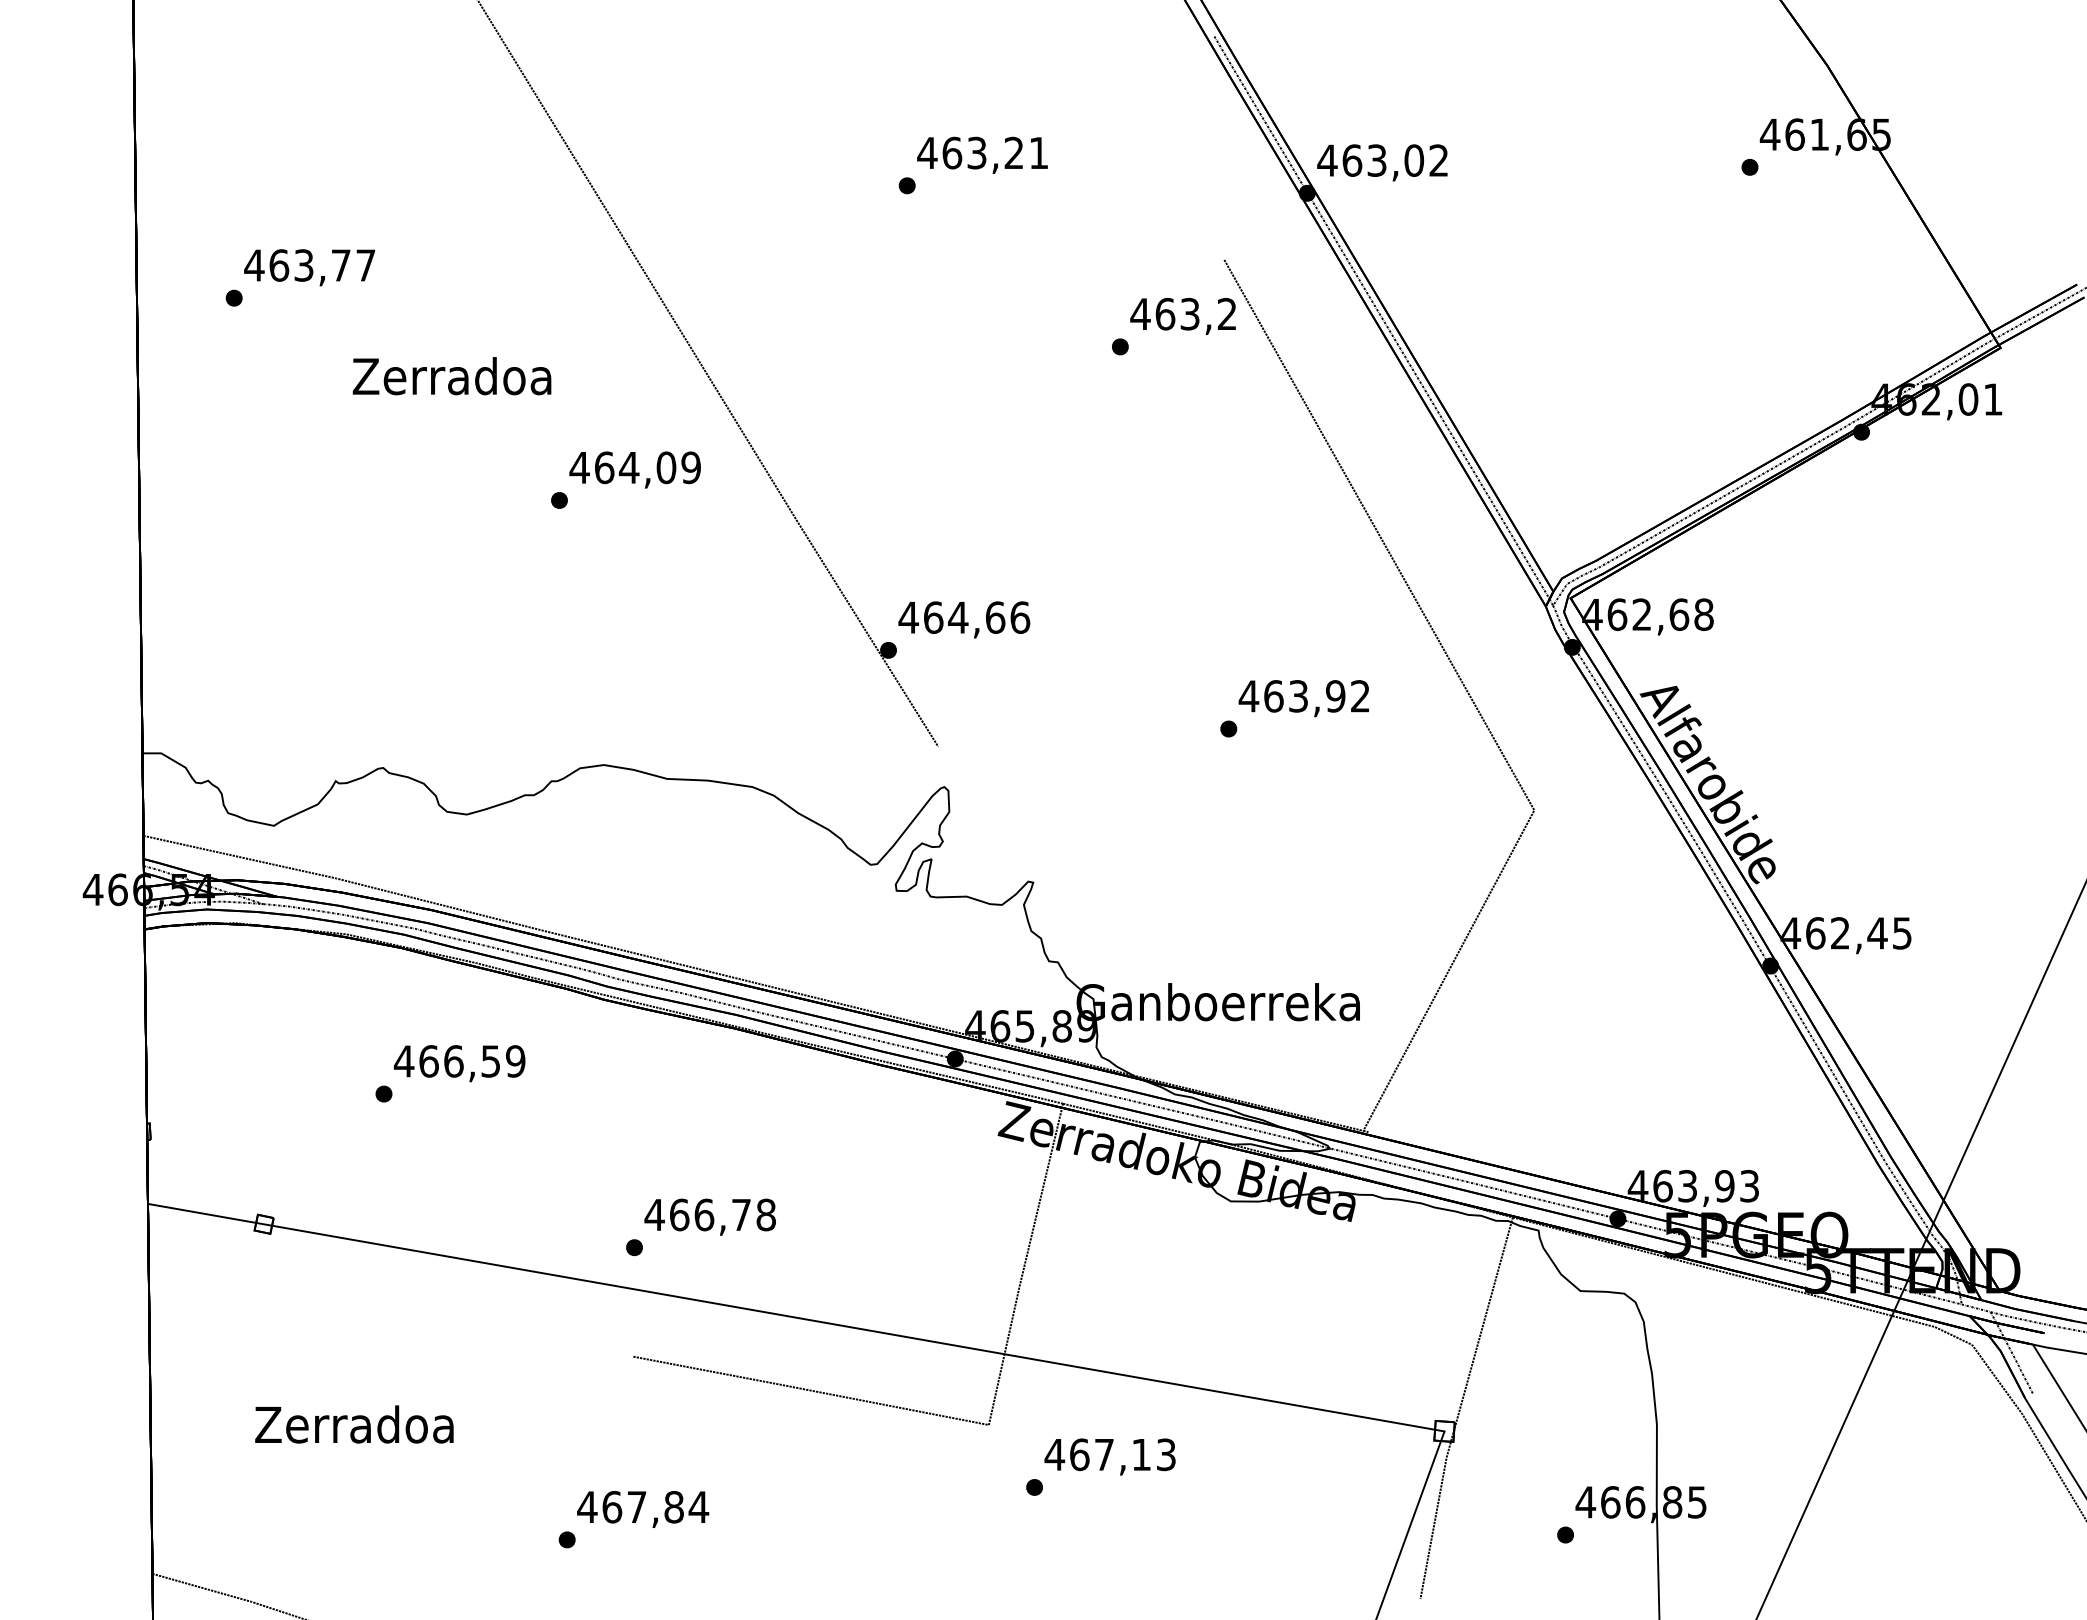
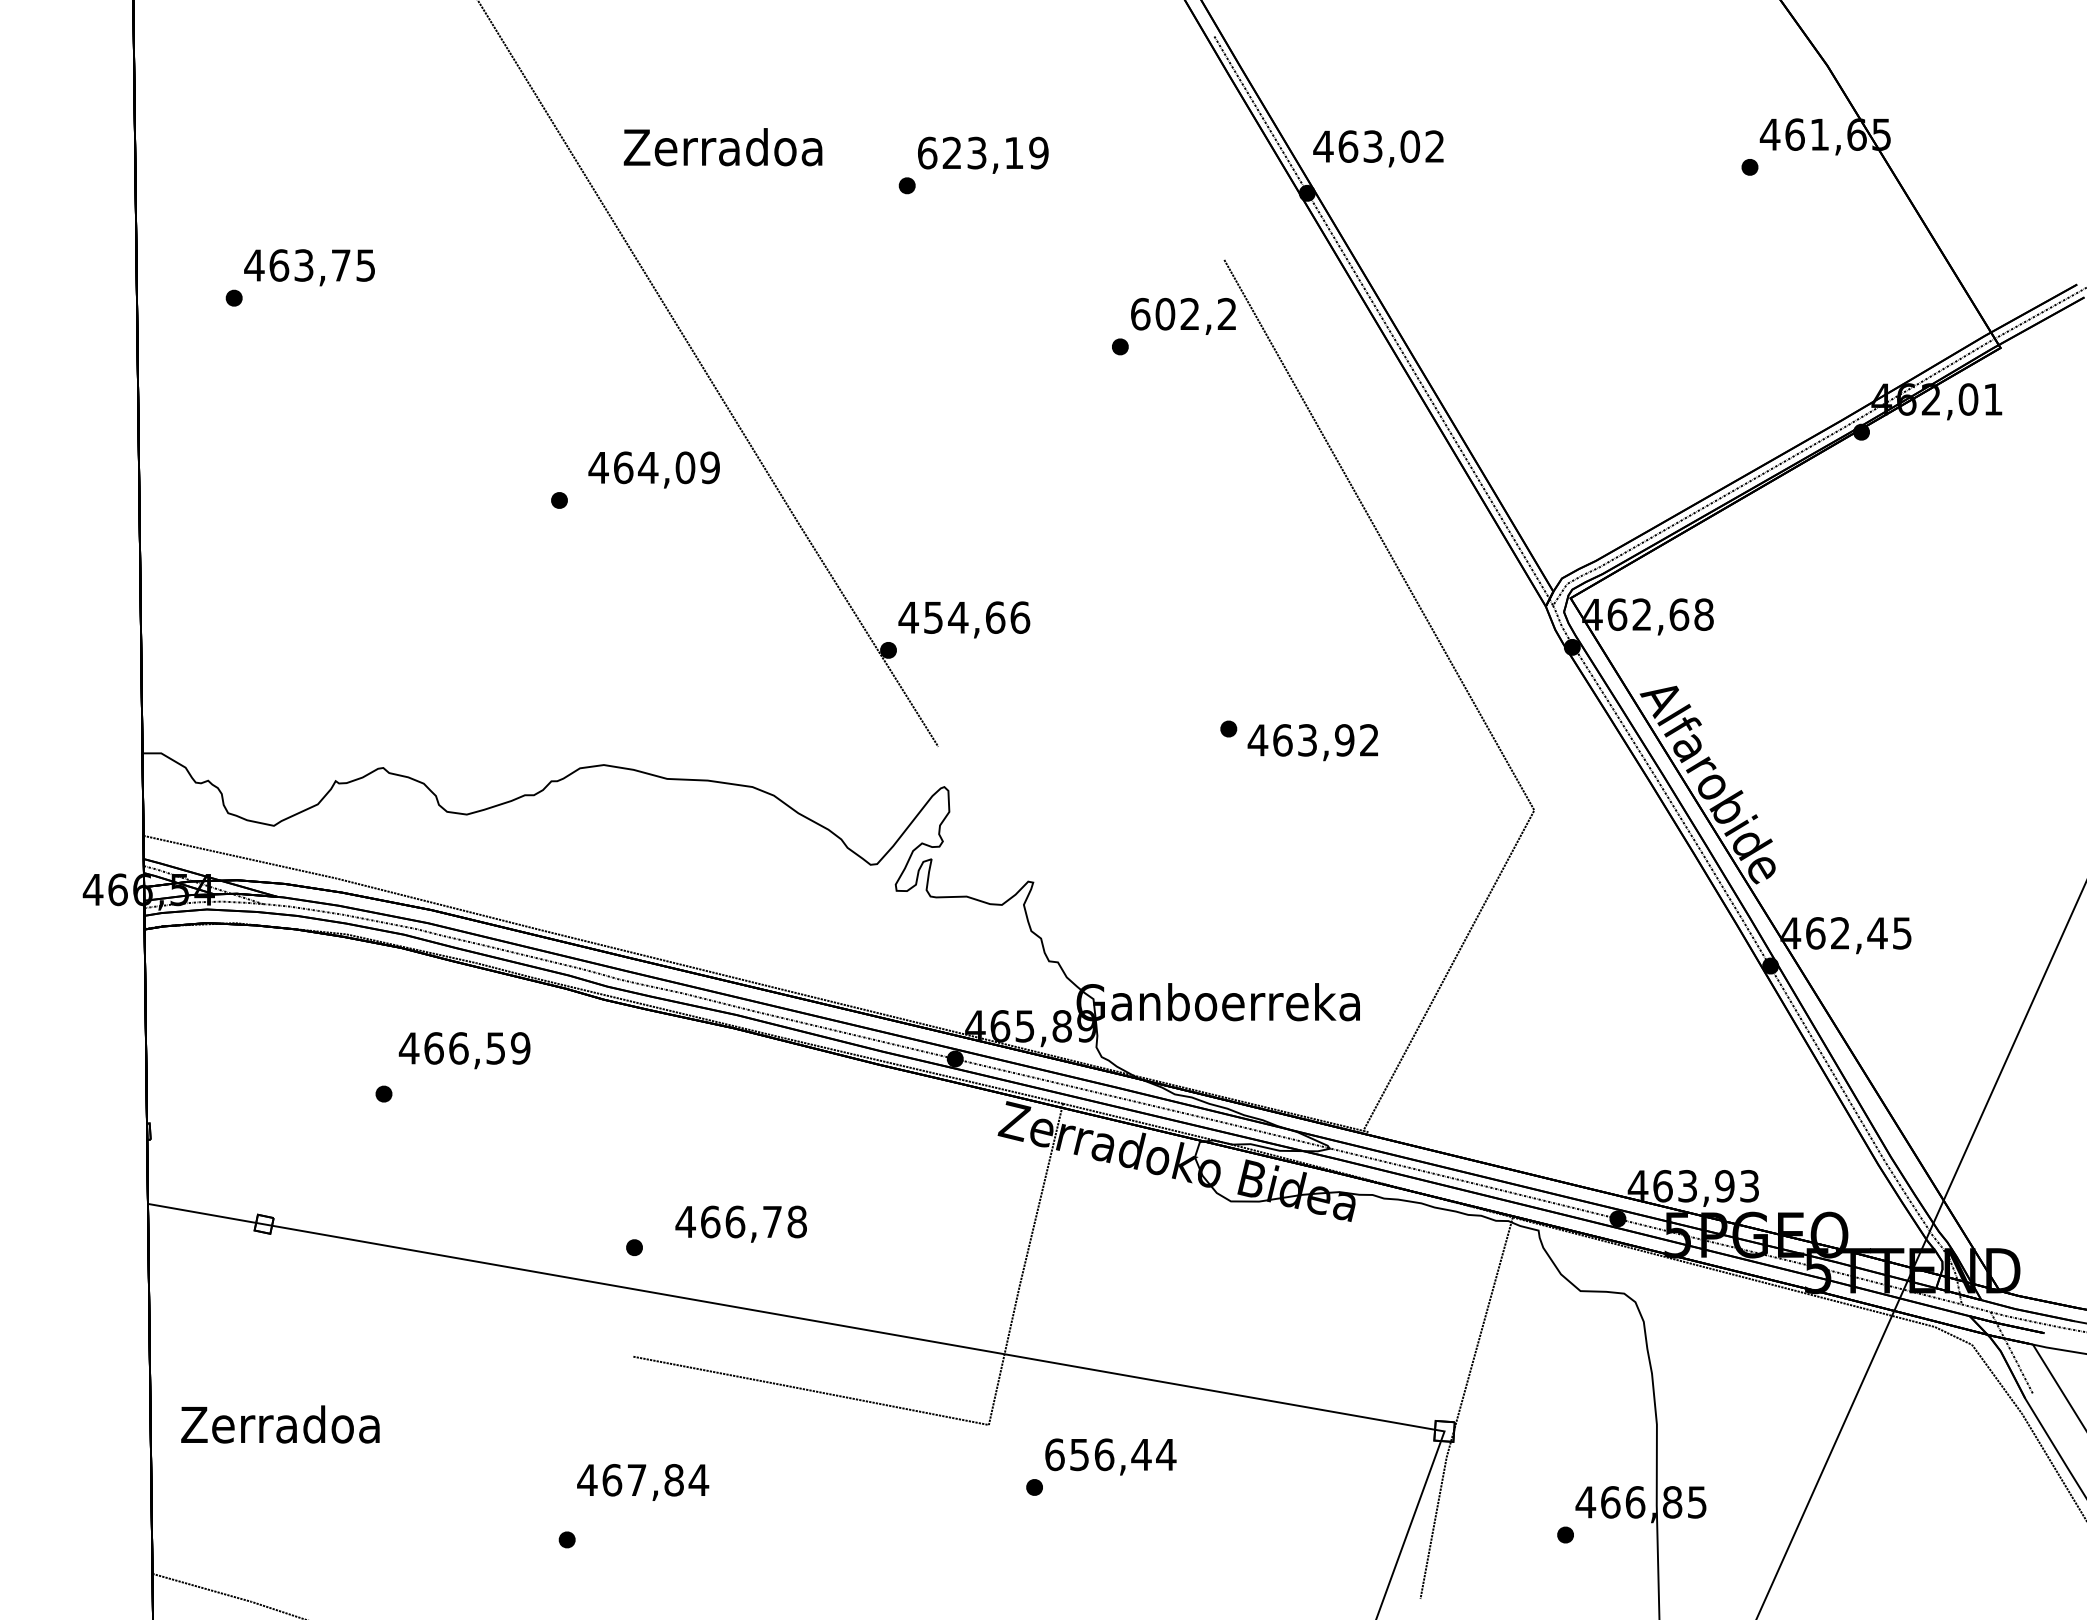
text: 463,21 -> 623,19 (982, 152)
text position: (1382, 162) -> (1378, 148) (1378, 148)
text: 463,77 -> 463,75 (365, 265)
text: 463,2 -> 602,2 (1164, 313)
text position: (451, 376) -> (722, 147) (722, 147)
text position: (634, 469) -> (653, 469) (653, 469)
text: 464,66 -> 454,66 (933, 617)
text position: (1303, 698) -> (1312, 742) (1312, 742)
text position: (459, 1063) -> (464, 1050) (464, 1050)
text position: (709, 1216) -> (740, 1223) (740, 1223)
text position: (354, 1424) -> (280, 1424) (280, 1424)
text: 467,13 -> 656,44 (1110, 1454)
text position: (643, 1509) -> (643, 1482) (643, 1482)
